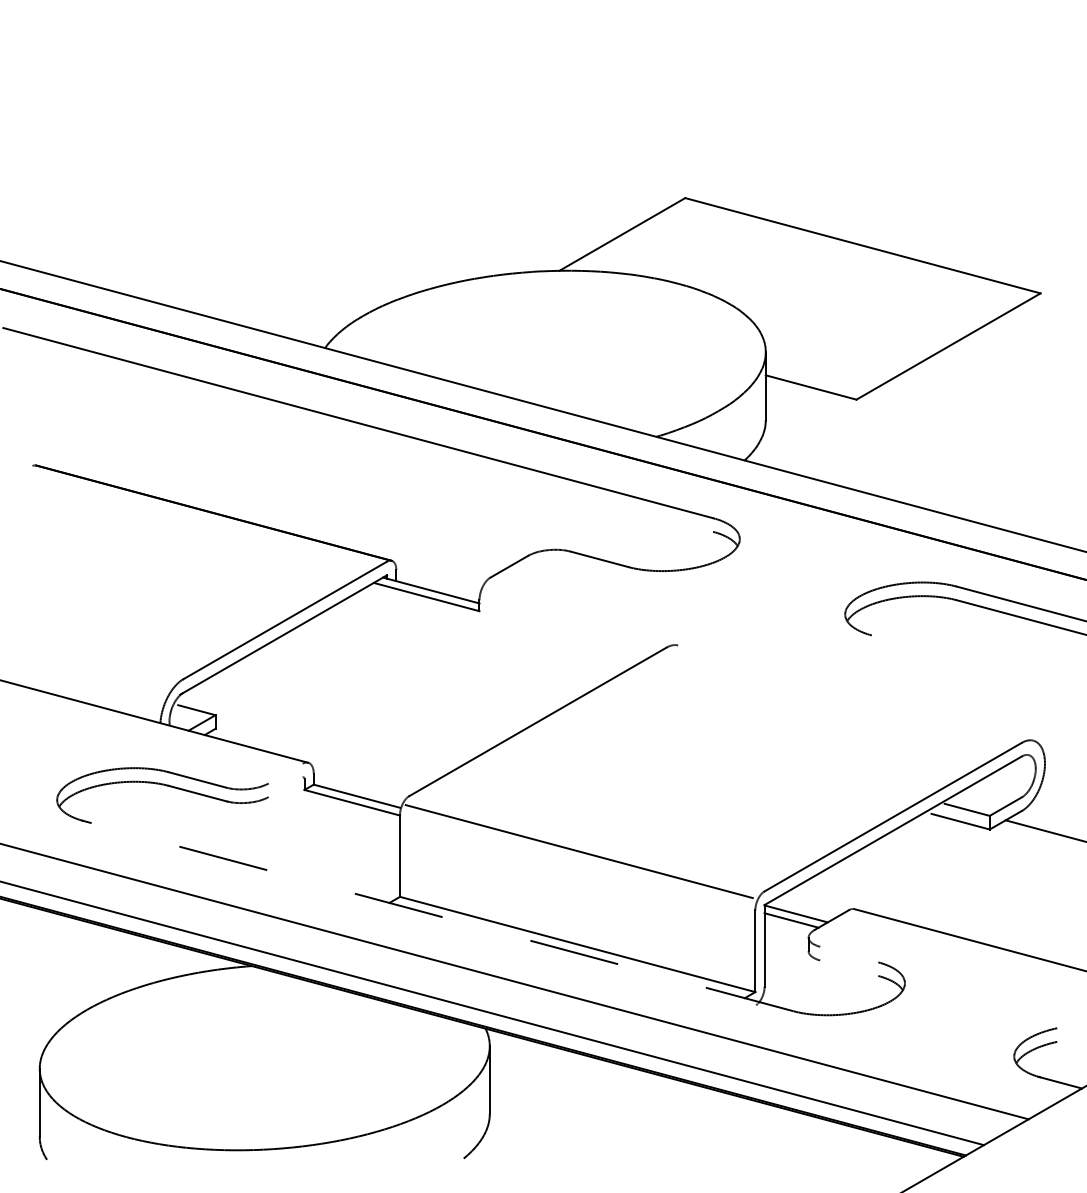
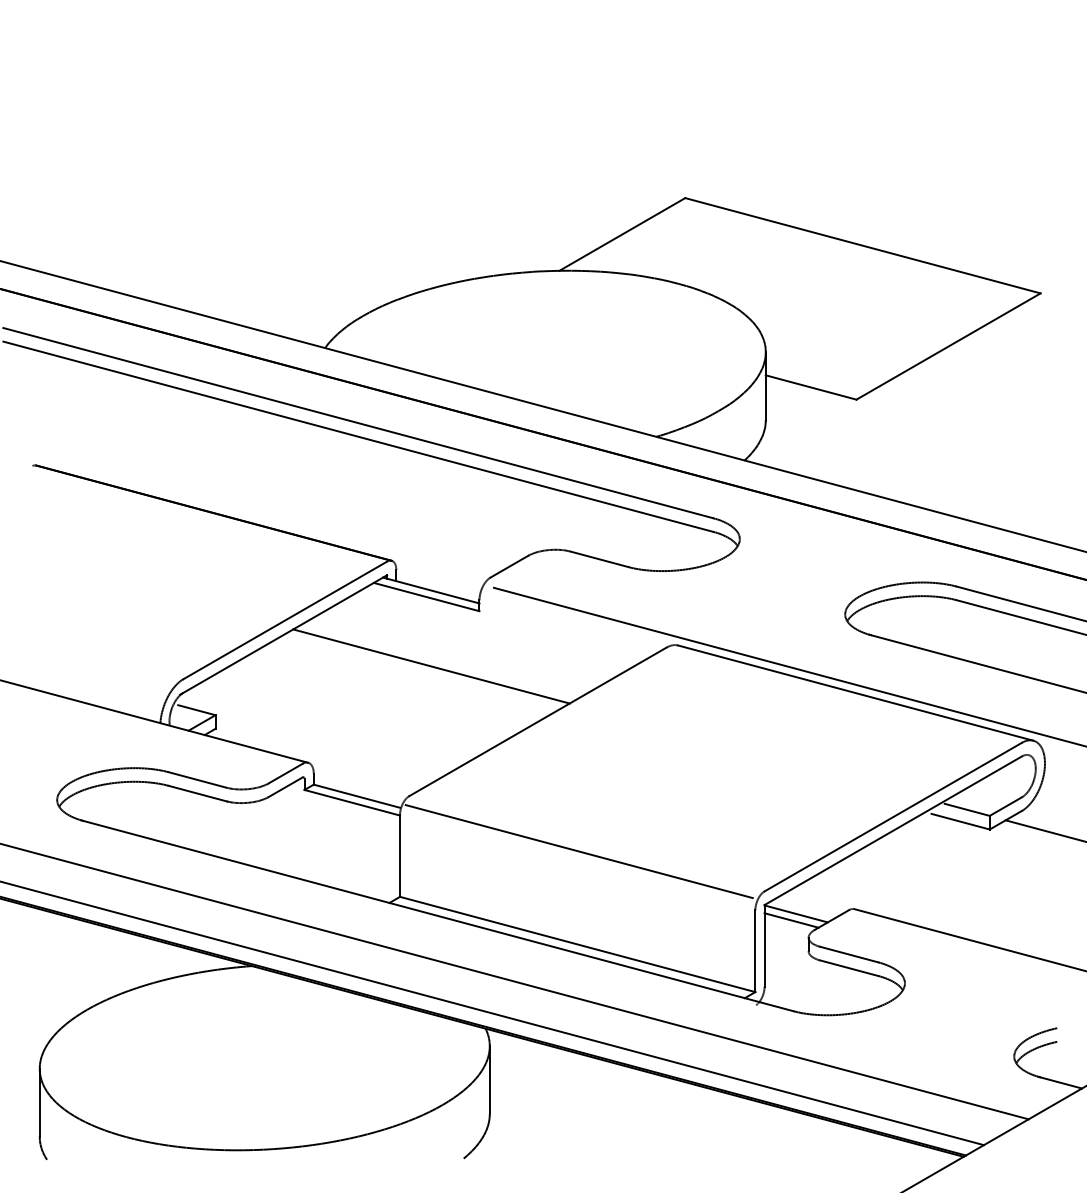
line: none -> present (358, 436)
line: none -> present (976, 663)
line: none -> present (431, 666)
line: none -> present (788, 666)
line: none -> present (855, 692)
line: none -> present (285, 773)
line: none -> present (285, 787)
line: dashed -> solid (437, 915)
line: none -> present (849, 954)
line: none -> present (849, 967)
